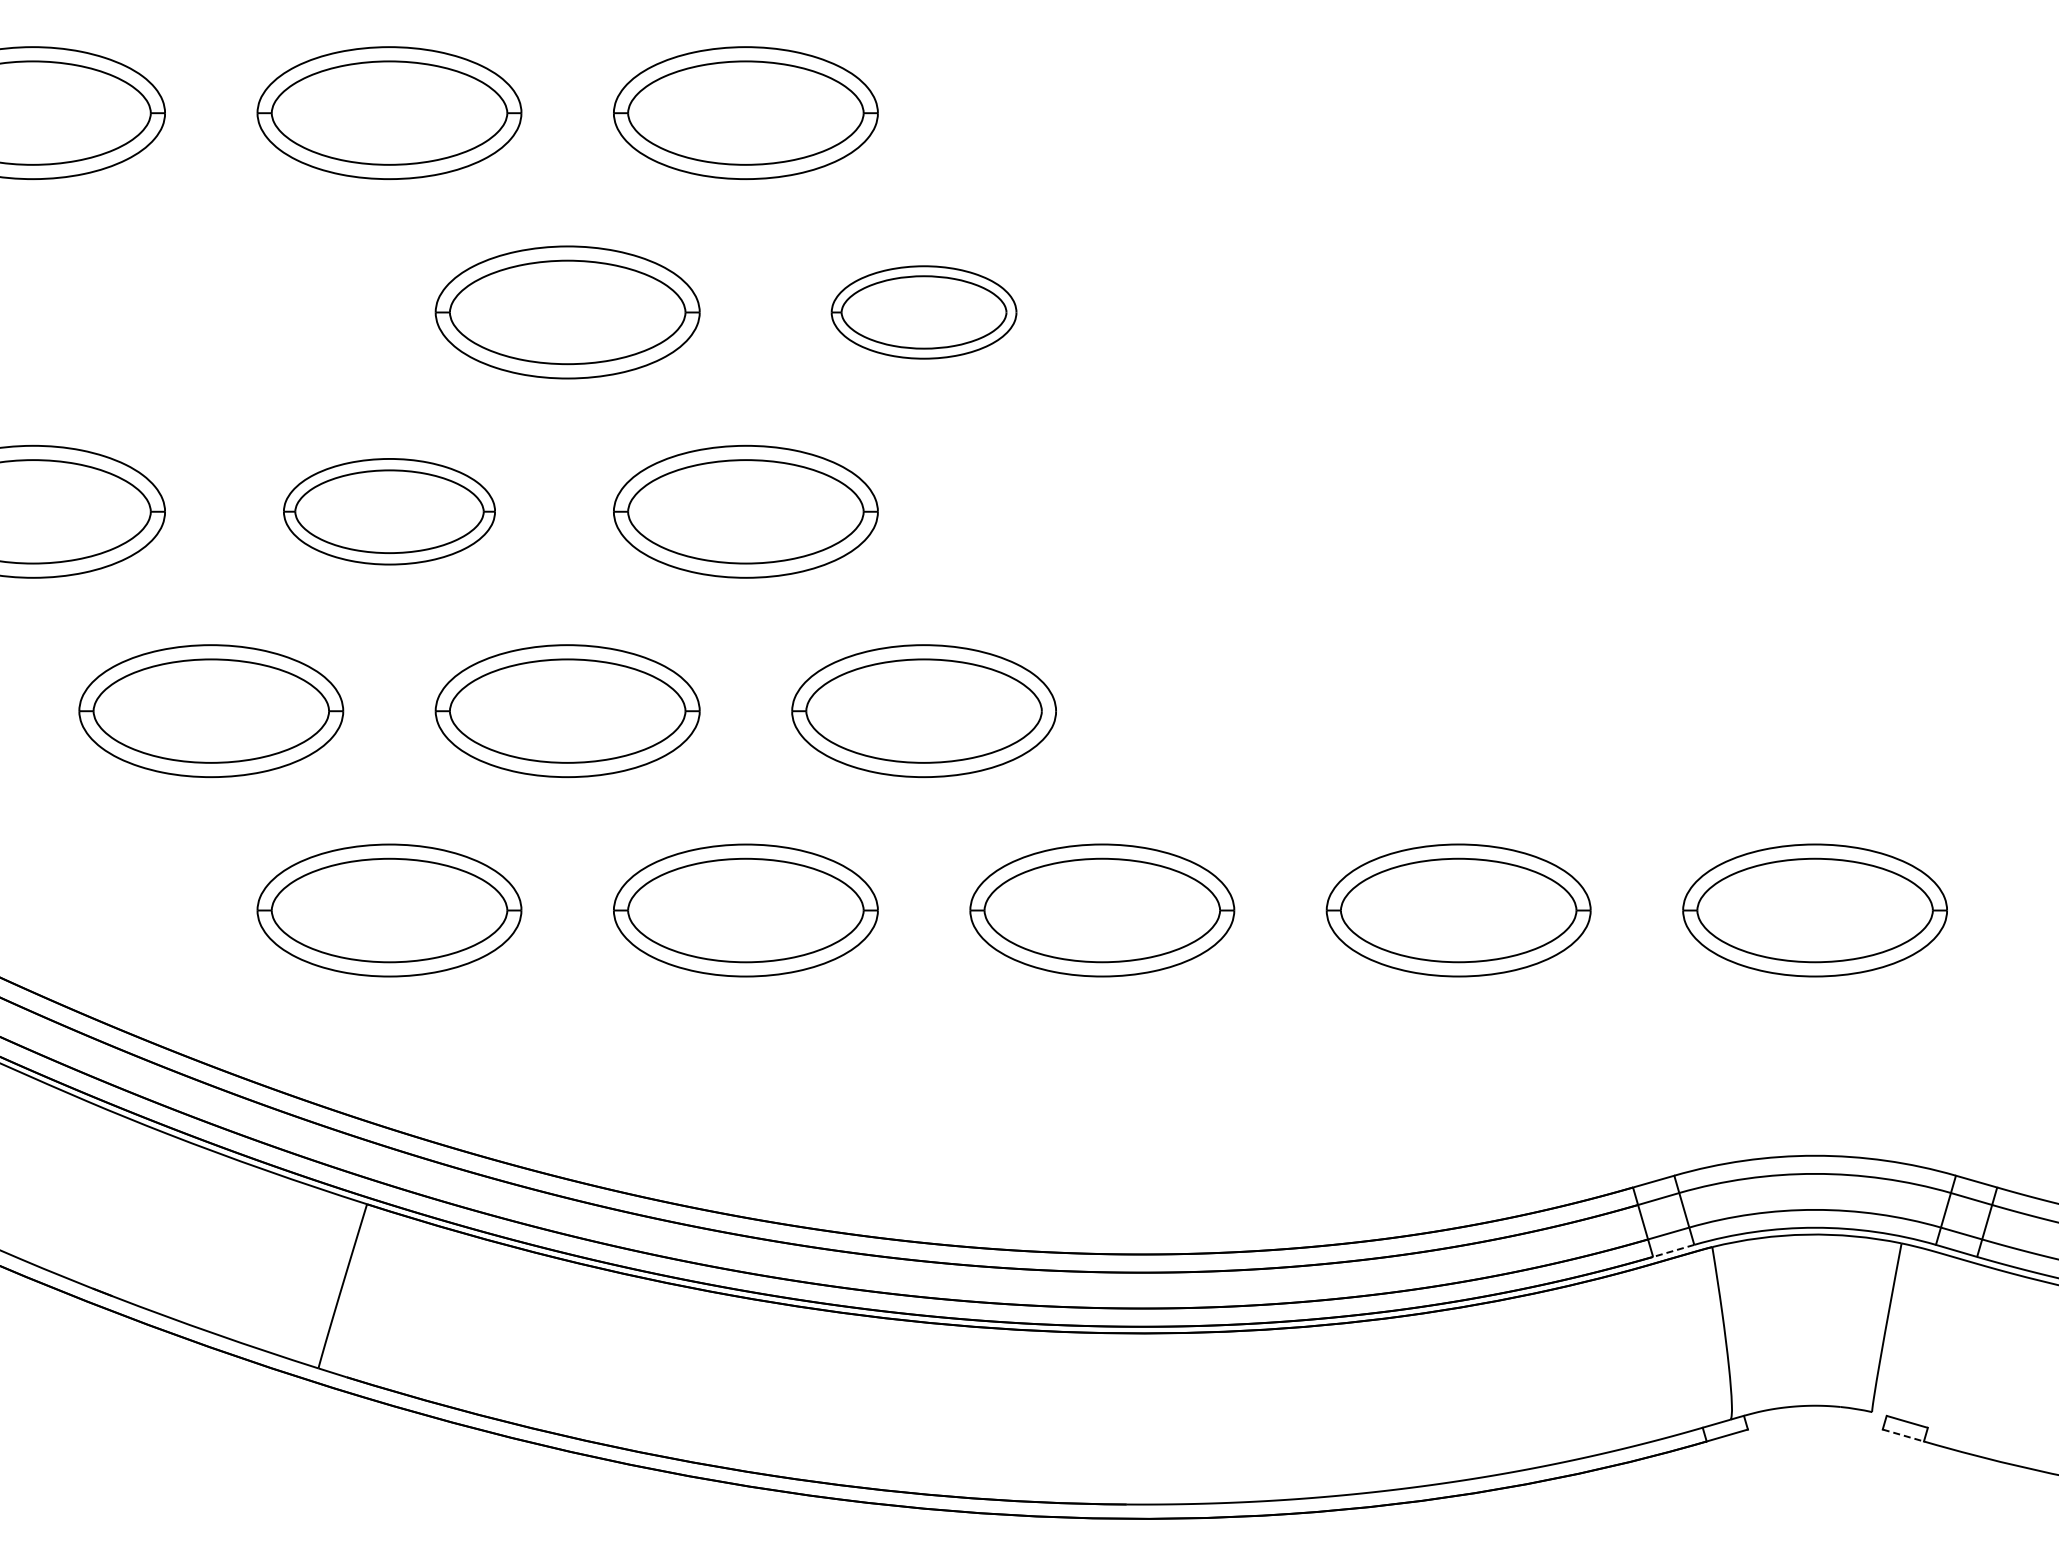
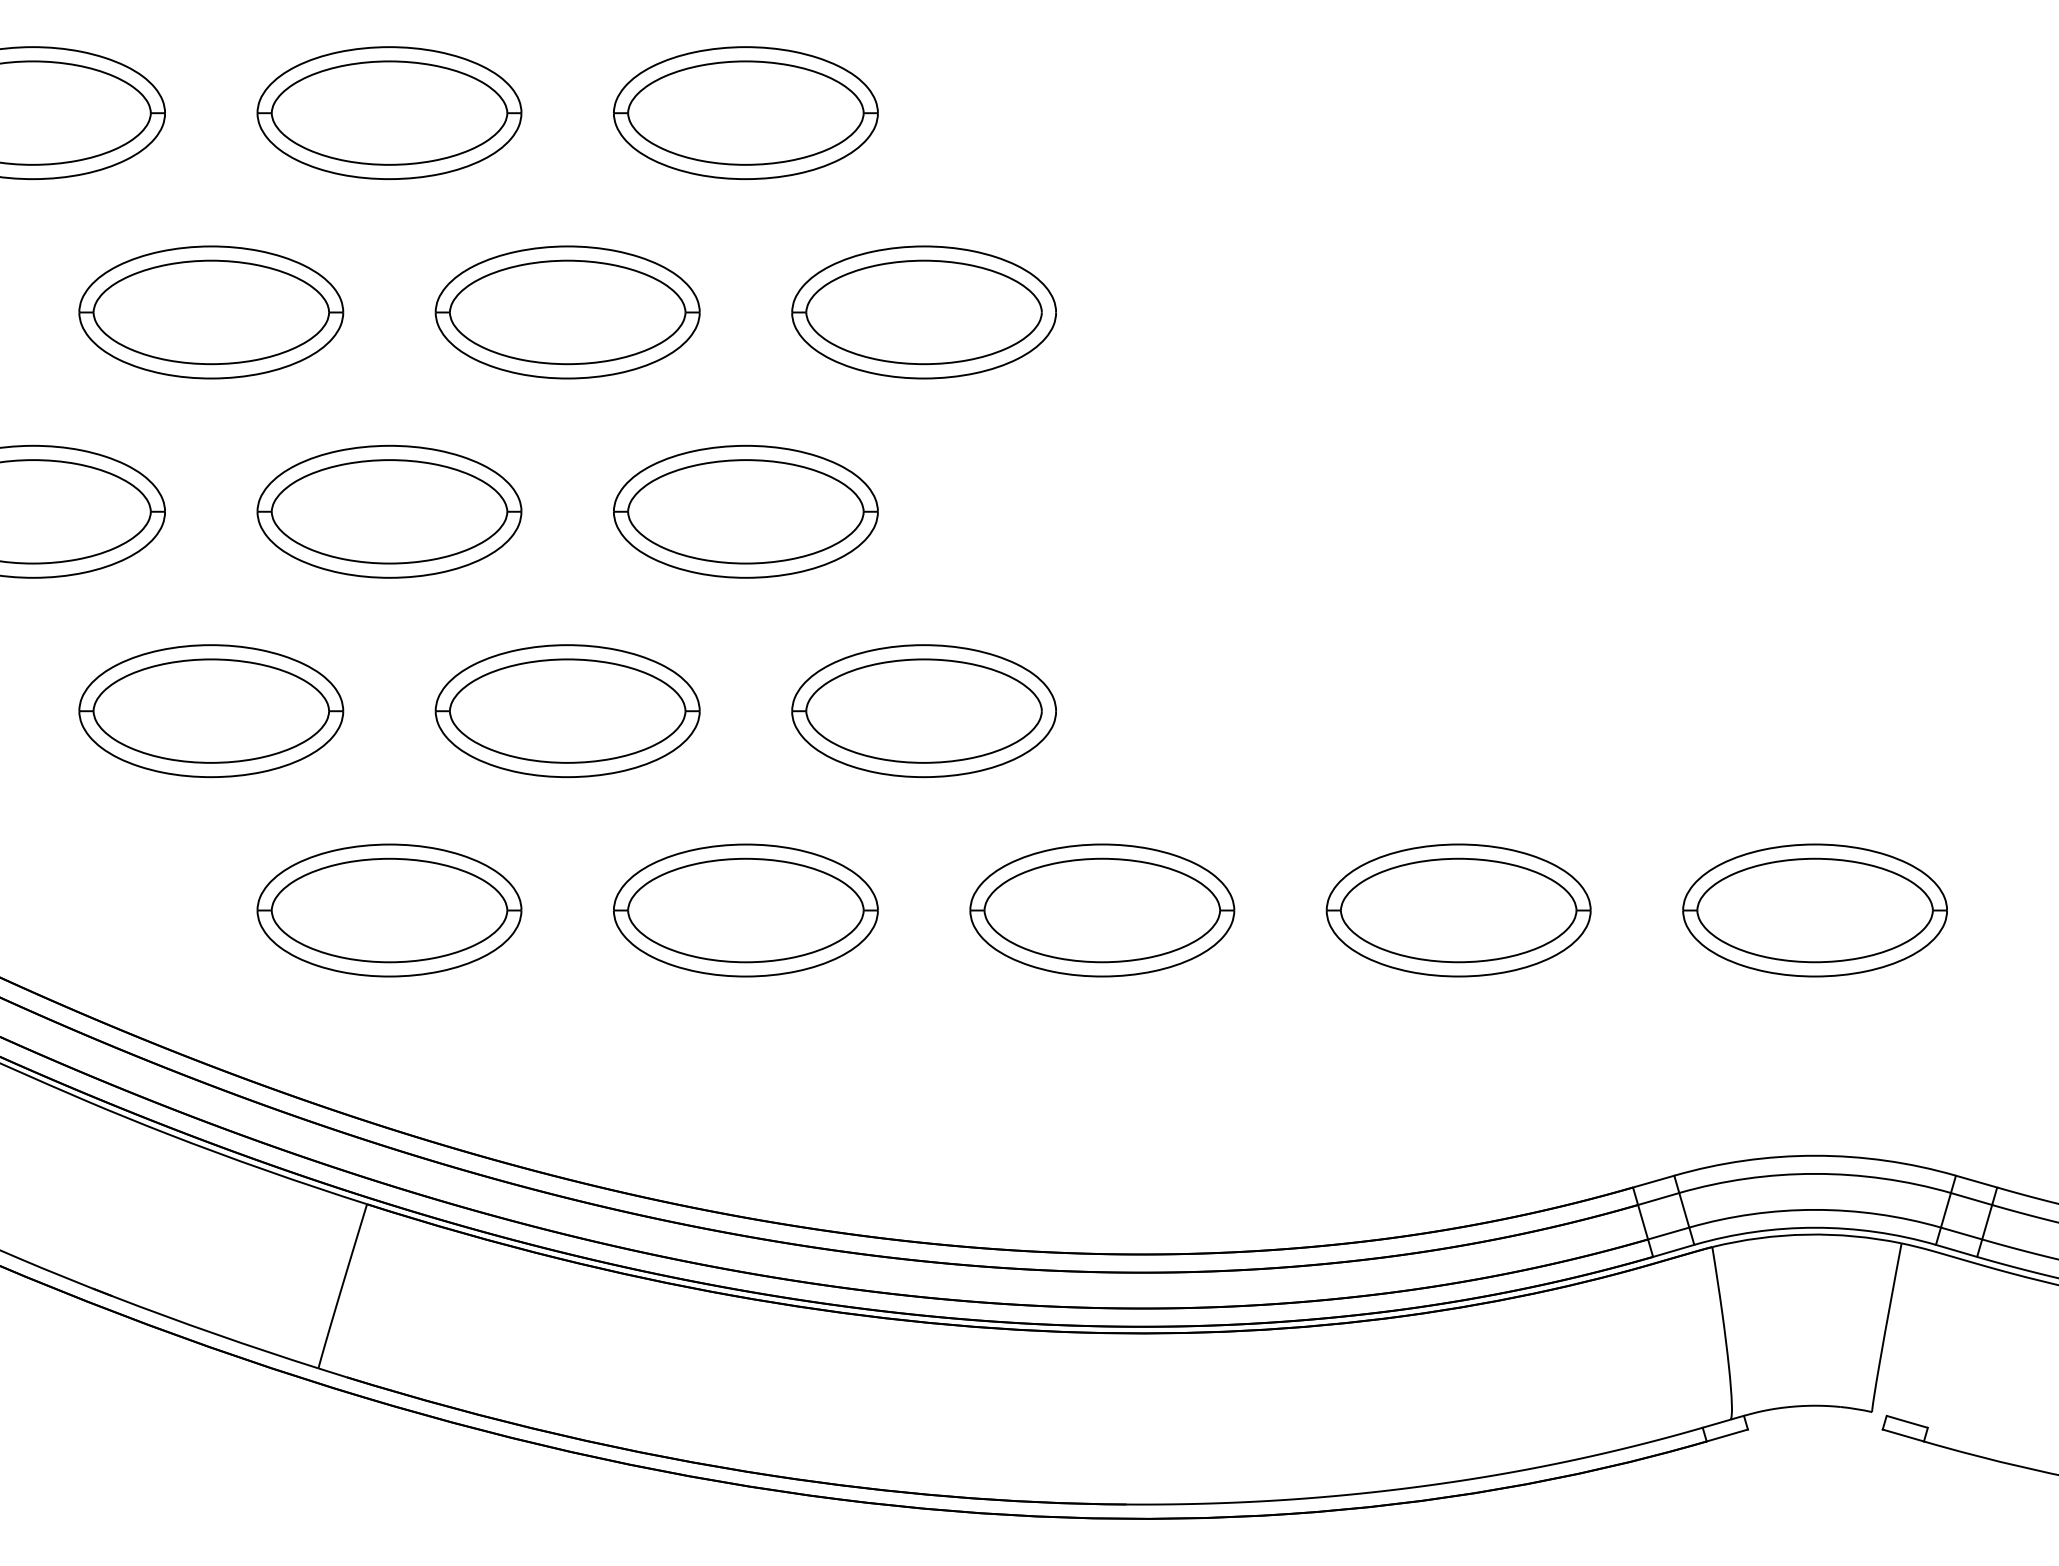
part: none -> present (211, 312)
part size: 188x95 px -> 266x135 px (923, 312)
part size: 213x108 px -> 267x135 px (389, 511)
line: dashed -> solid (1673, 1251)
line: dashed -> solid (1903, 1435)
